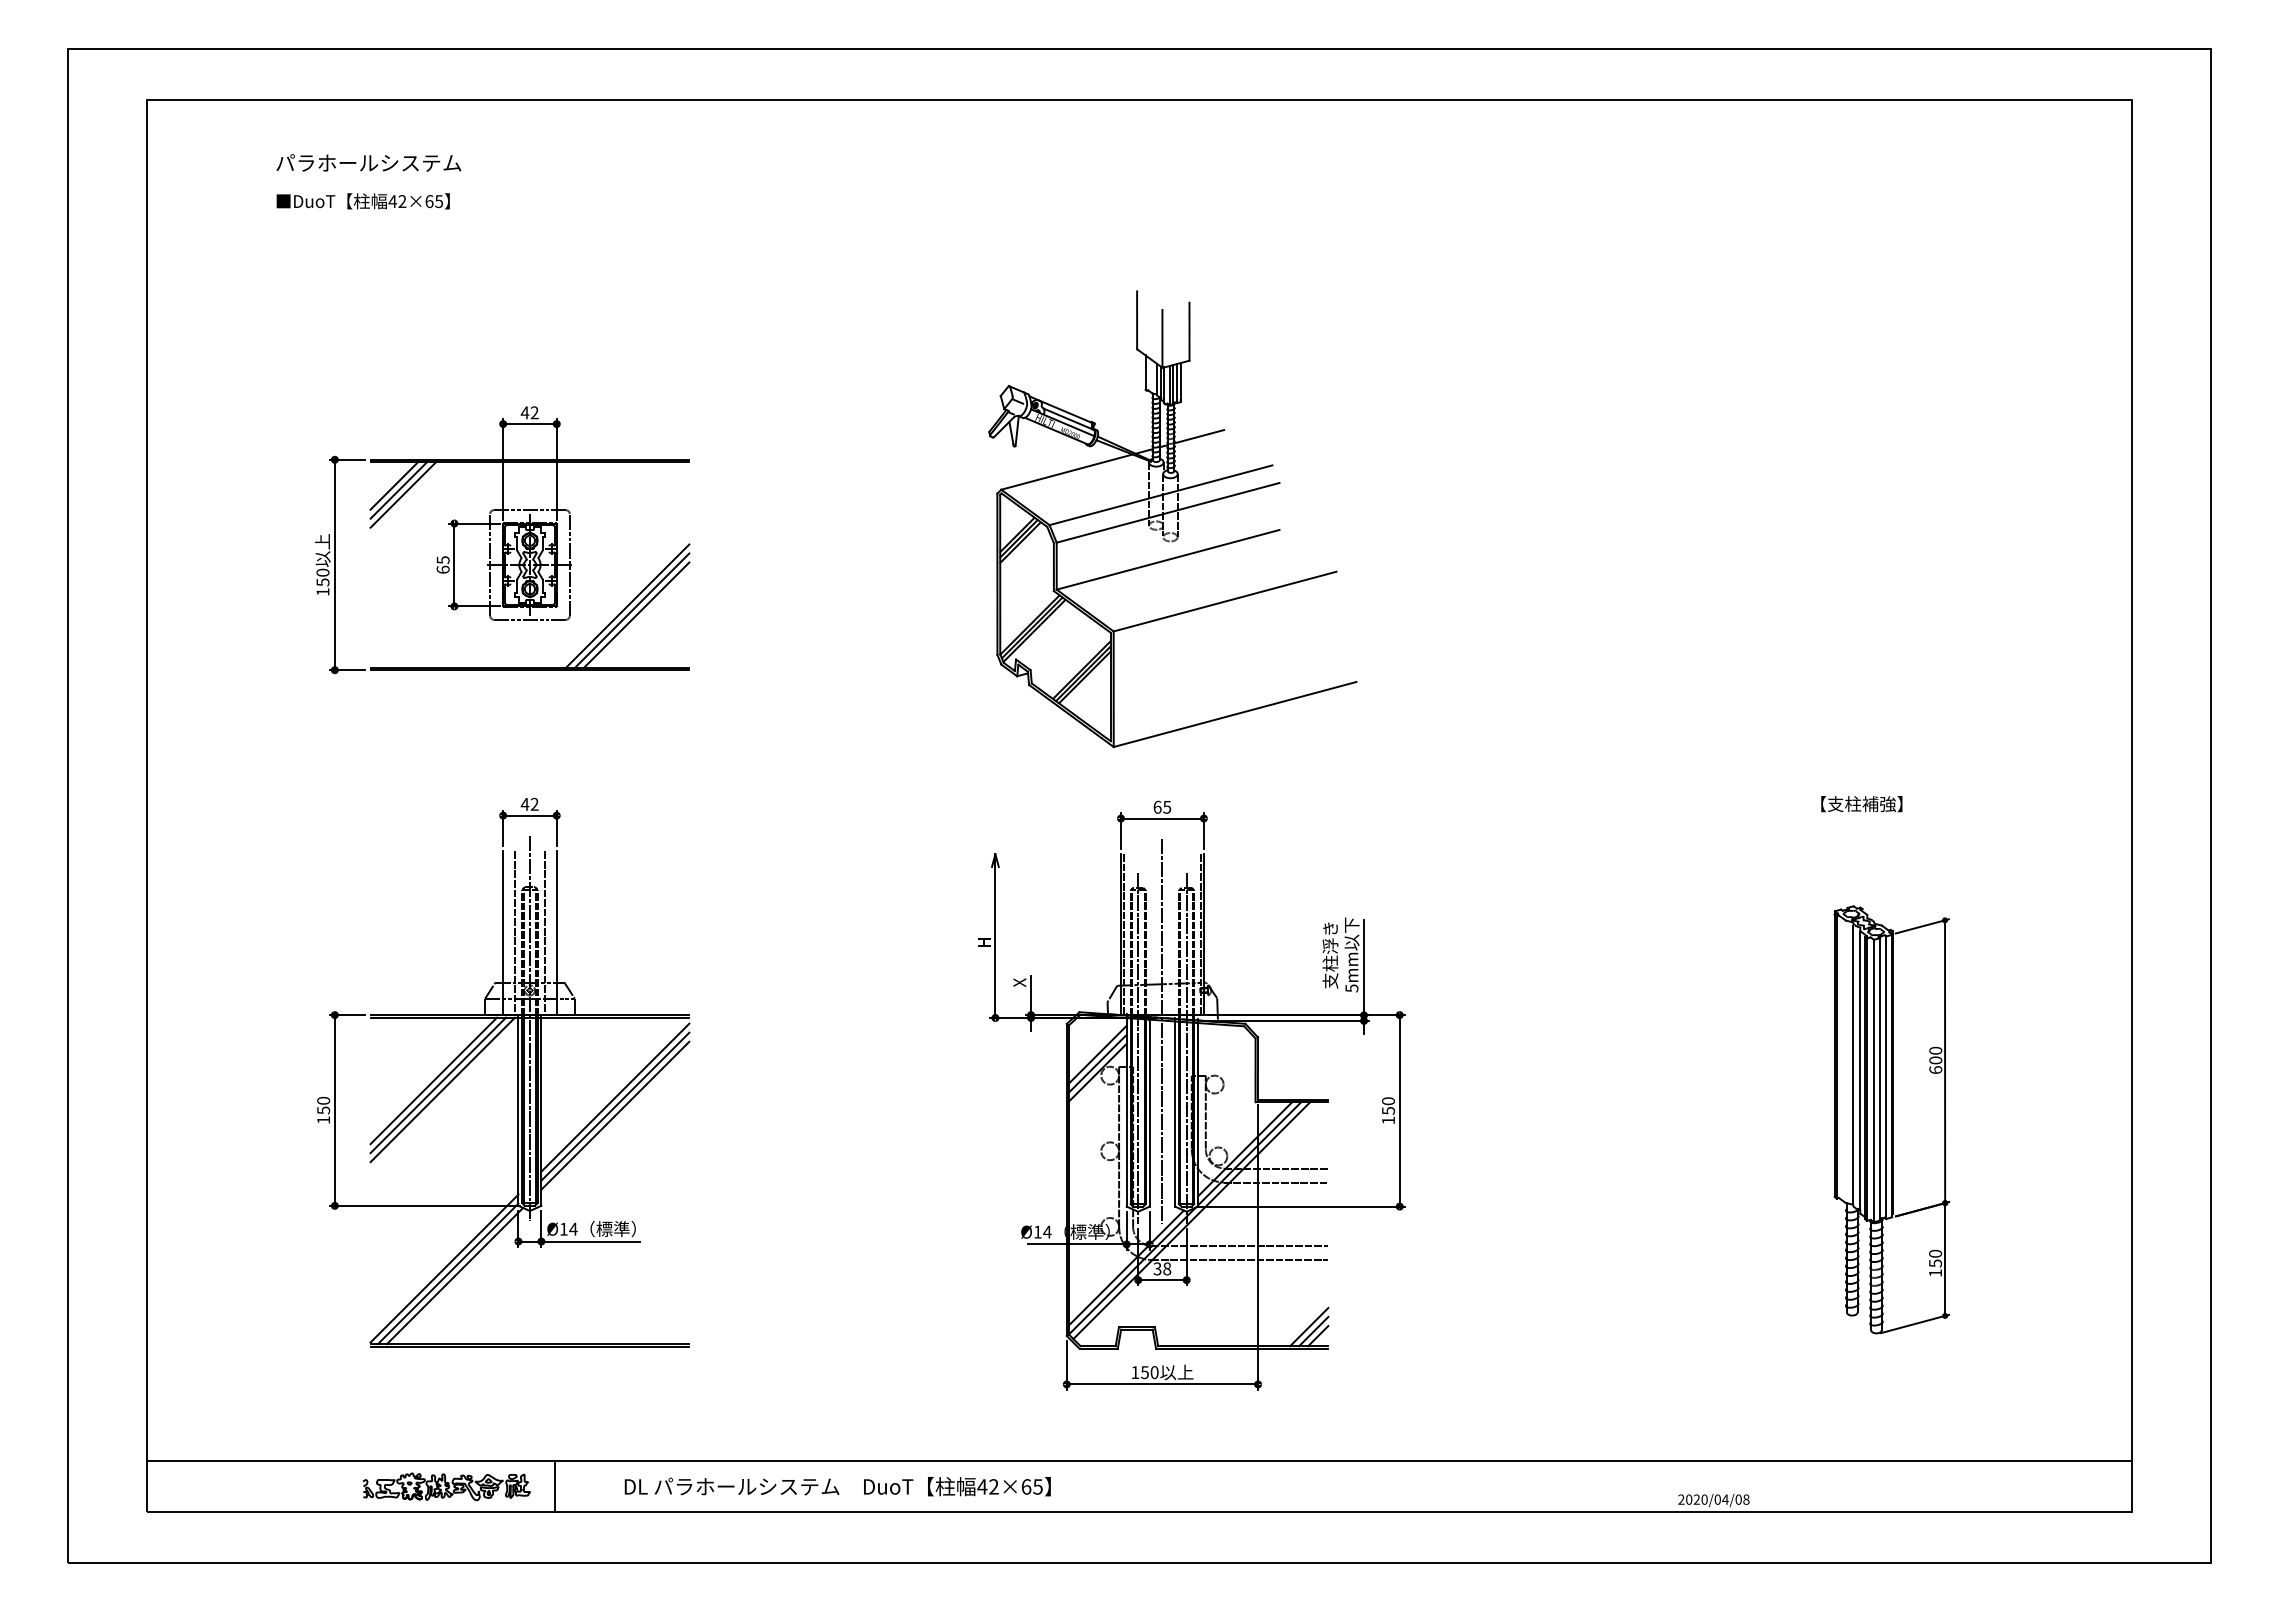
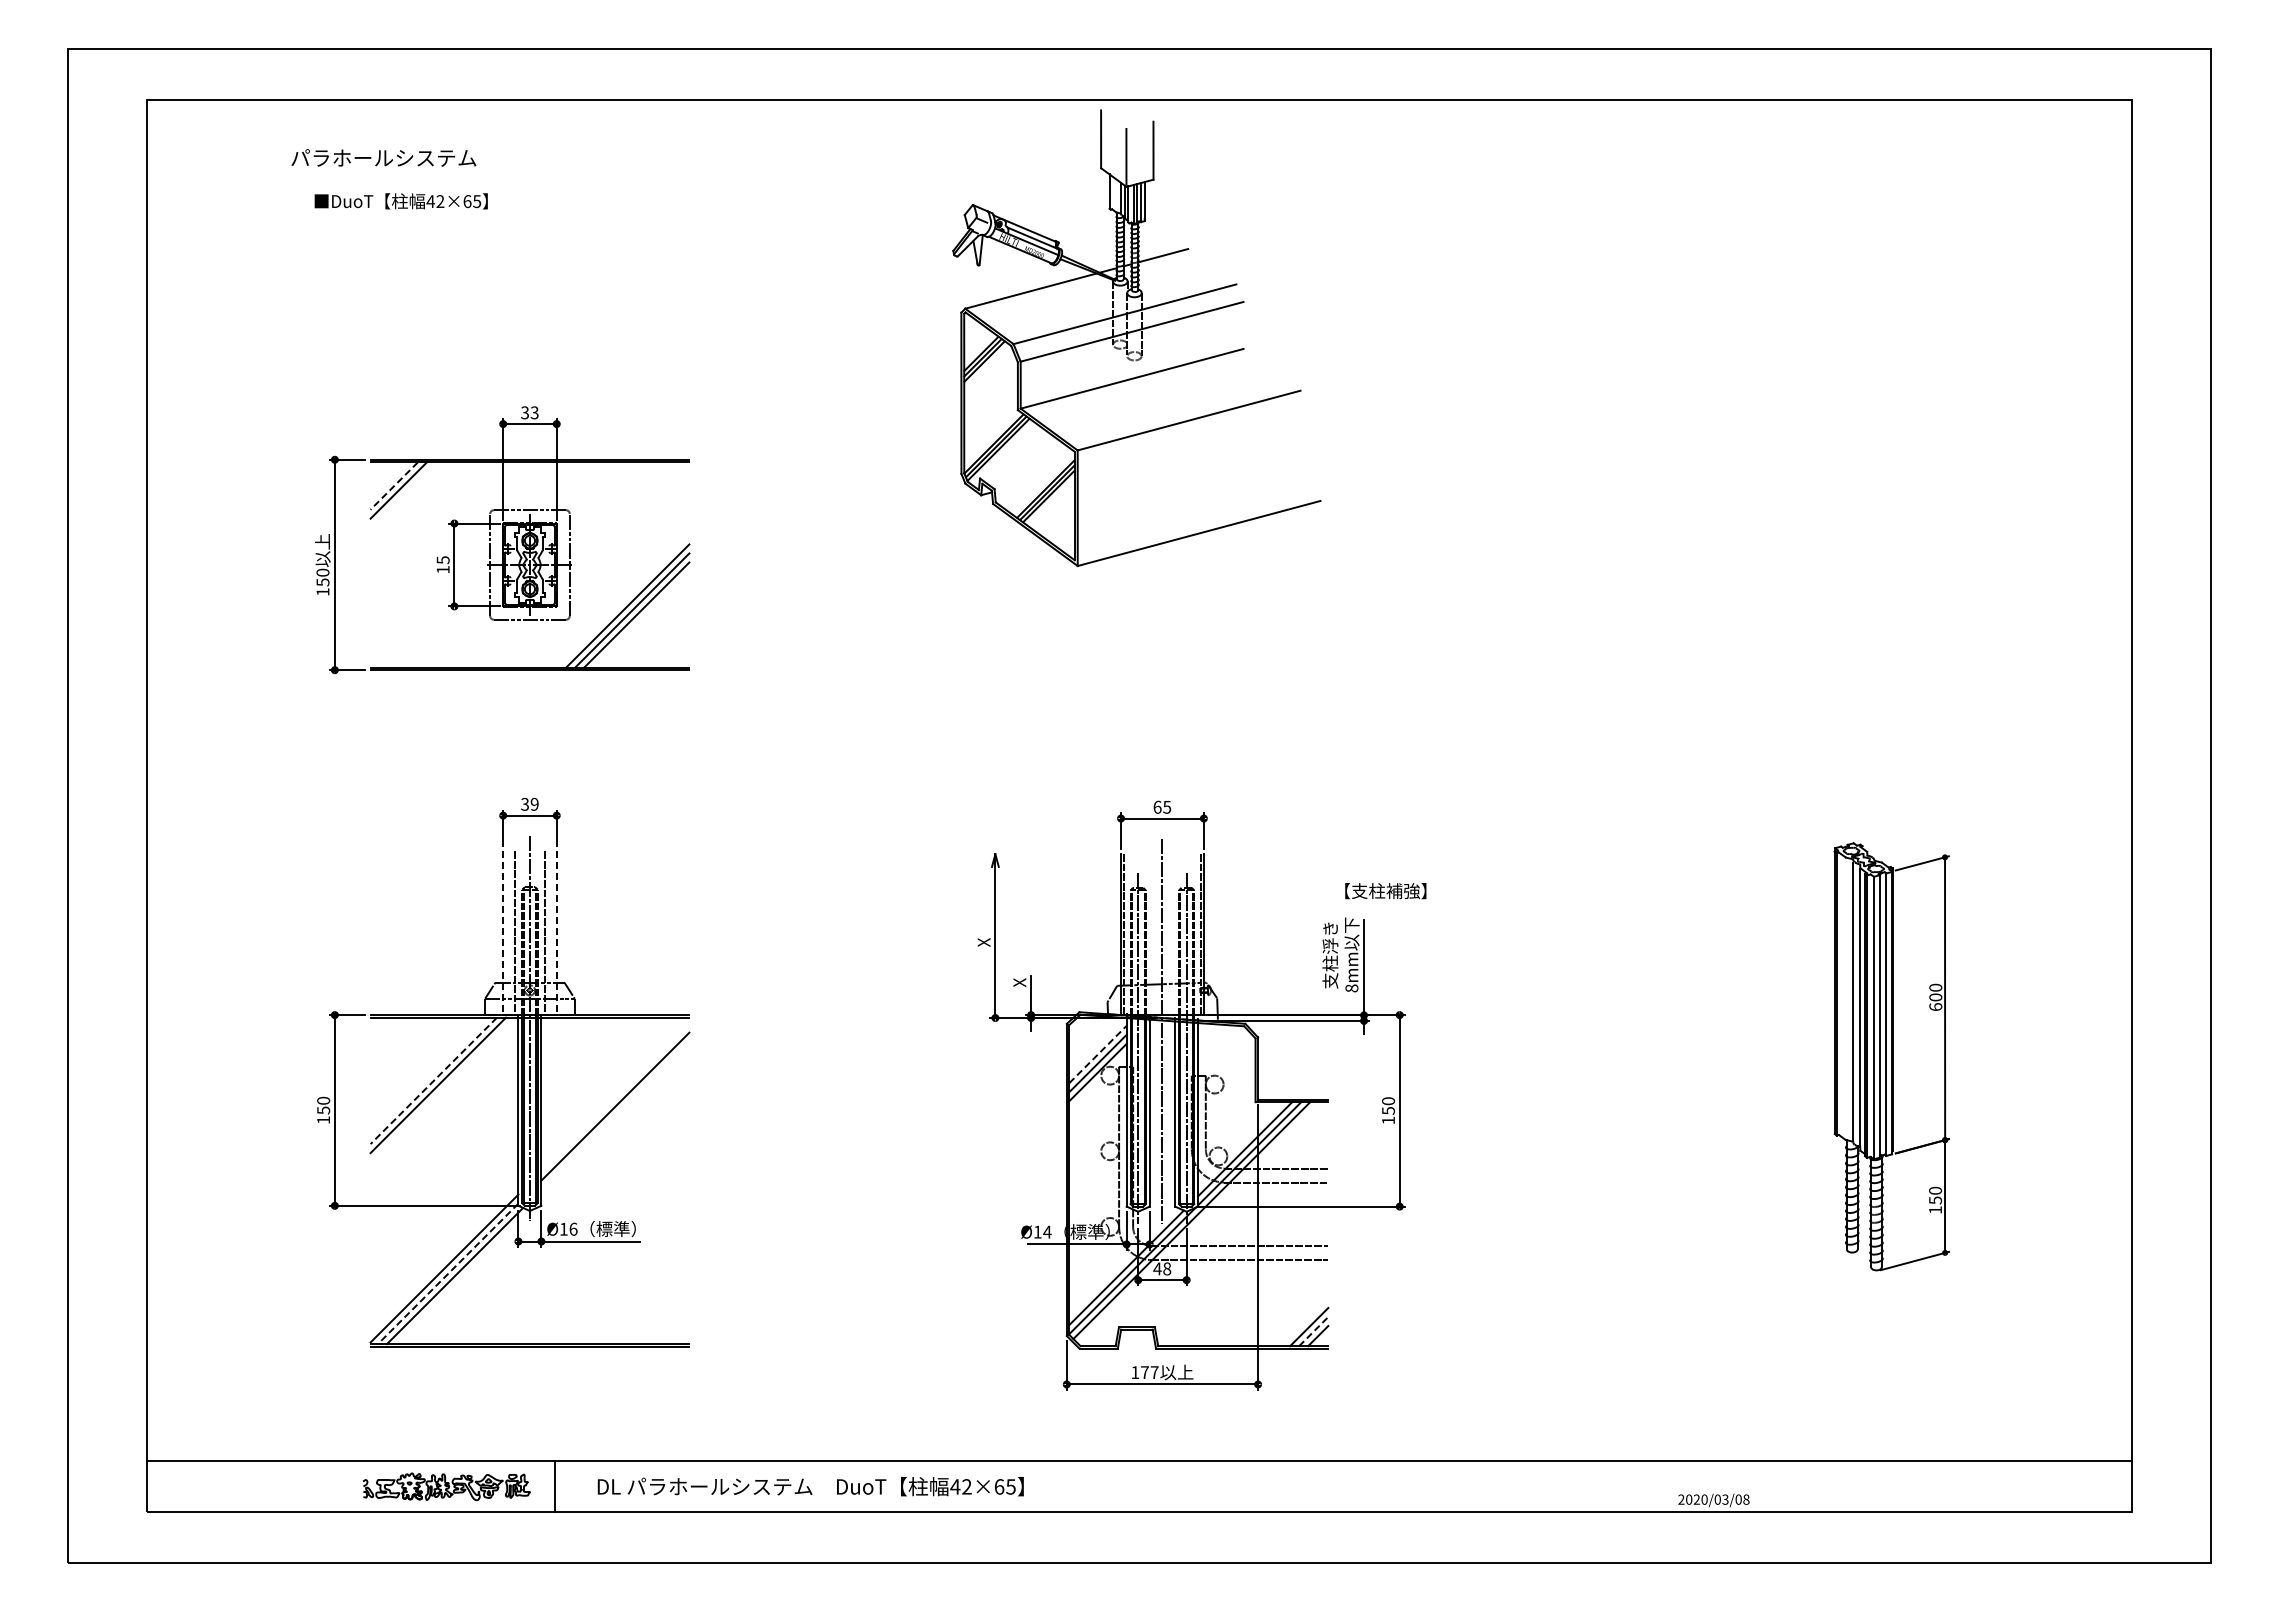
text position: (368, 162) -> (383, 157) (383, 157)
text position: (362, 201) -> (400, 201) (400, 201)
text: 42 -> 33 (529, 412)
line: solid -> dashed (393, 486)
line: present -> none (402, 494)
part position: (1172, 519) -> (1136, 338) (1136, 338)
text: 65 -> 15 (442, 569)
text: 42 -> 39 (529, 803)
text position: (1861, 804) -> (1385, 891) (1385, 891)
line: solid -> dashed (503, 933)
line: solid -> dashed (556, 933)
text: H -> X (983, 942)
text: 5mm -> 8mm (1351, 988)
line: solid -> dashed (1098, 1054)
line: solid -> dashed (433, 1081)
line: present -> none (442, 1089)
line: present -> none (615, 1097)
line: present -> none (615, 1115)
part position: (1891, 1119) -> (1891, 1056) (1891, 1056)
text: Ø14 -> Ø16 (573, 1228)
text: 38 -> 48 (1157, 1268)
line: solid -> dashed (447, 1274)
line: solid -> dashed (1313, 1331)
text: 150 -> 177 (1149, 1372)
text position: (837, 1486) -> (810, 1486) (810, 1486)
text: 2020/04/08 -> 2020/03/08 (1725, 1499)
